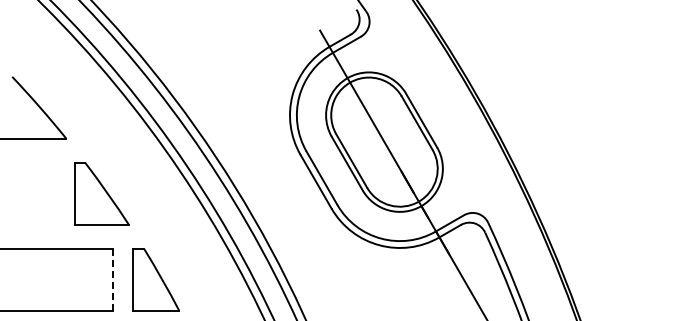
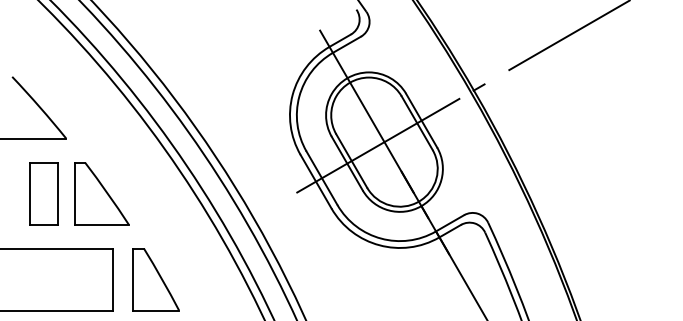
line: none -> present (568, 36)
line: none -> present (393, 136)
part: none -> present (43, 193)
line: dashed -> solid (112, 279)
